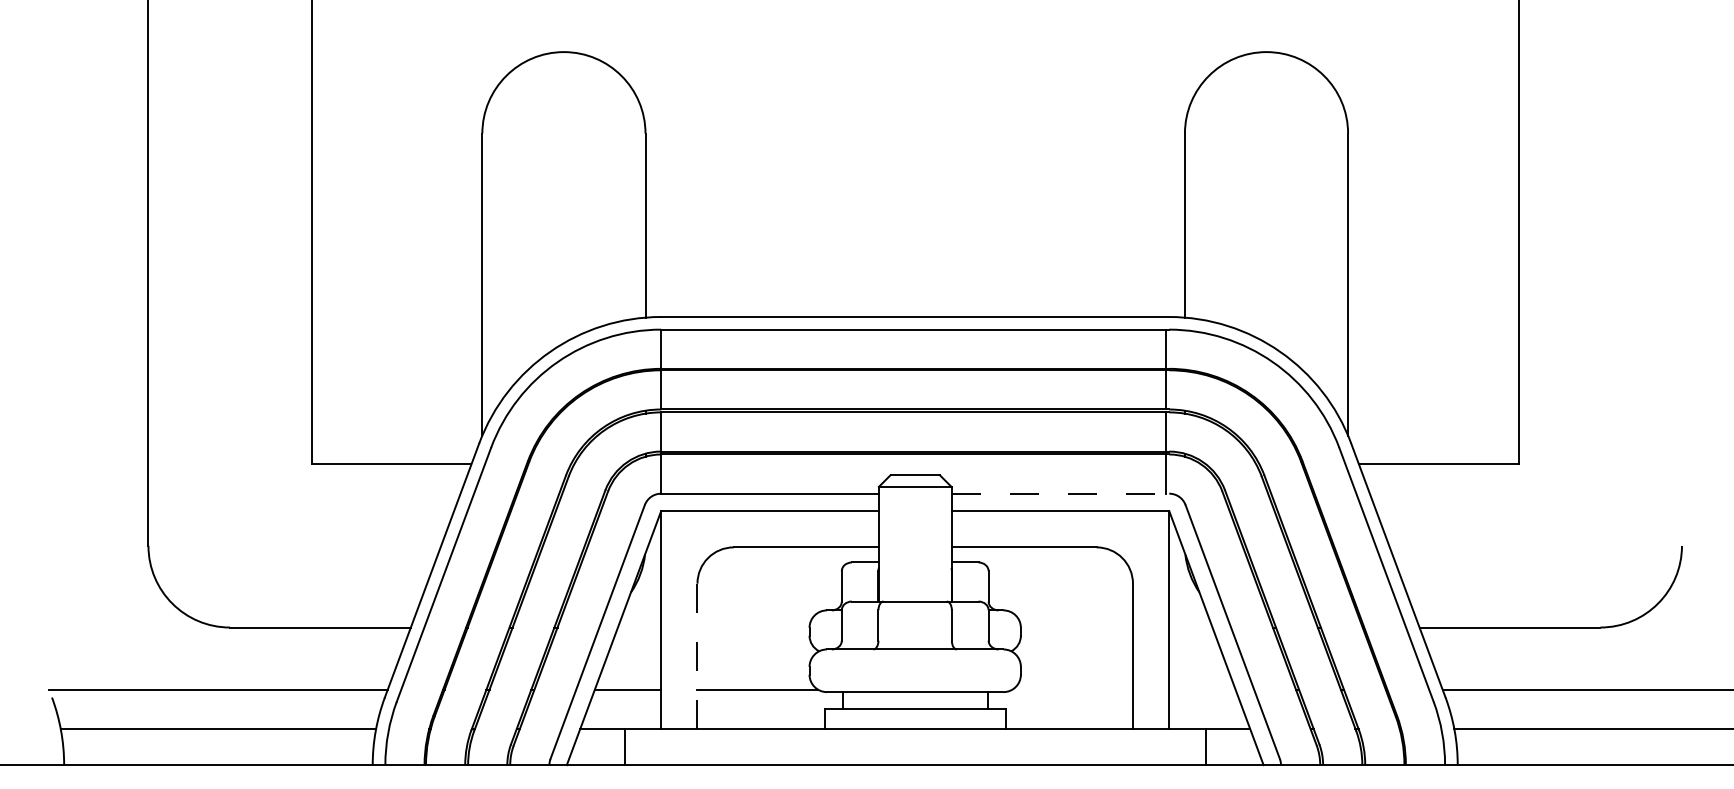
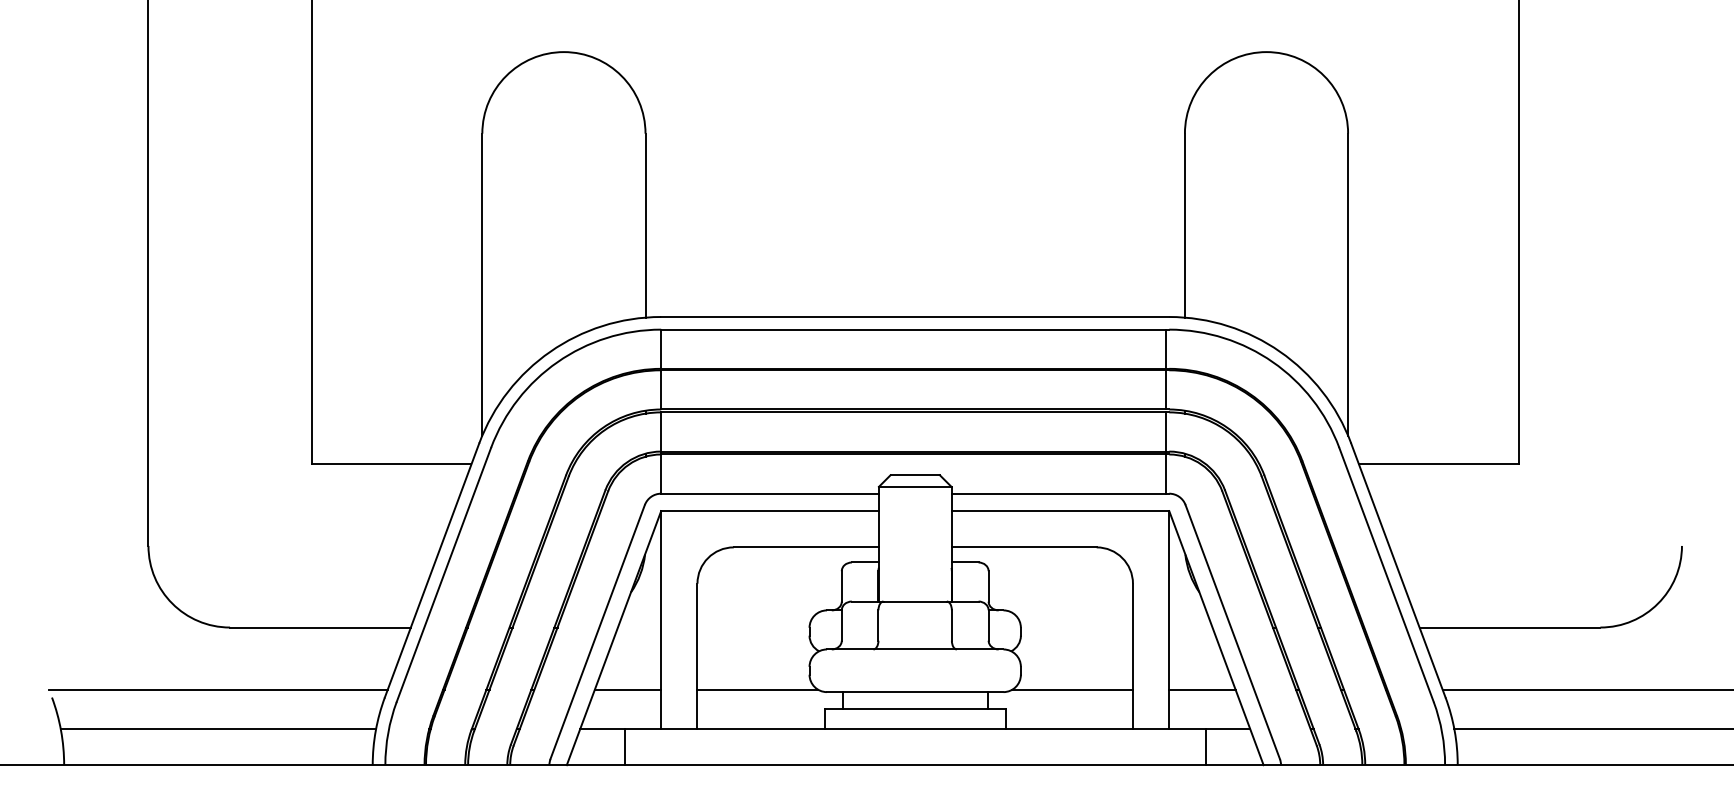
line: dashed -> solid (1060, 493)
line: dashed -> solid (697, 656)
line: none -> present (1072, 689)
line: none -> present (1202, 689)
